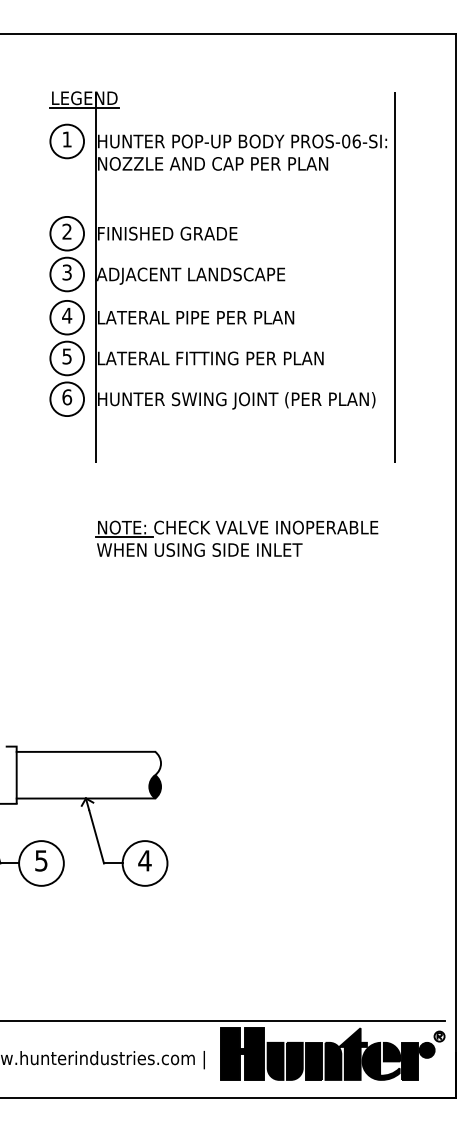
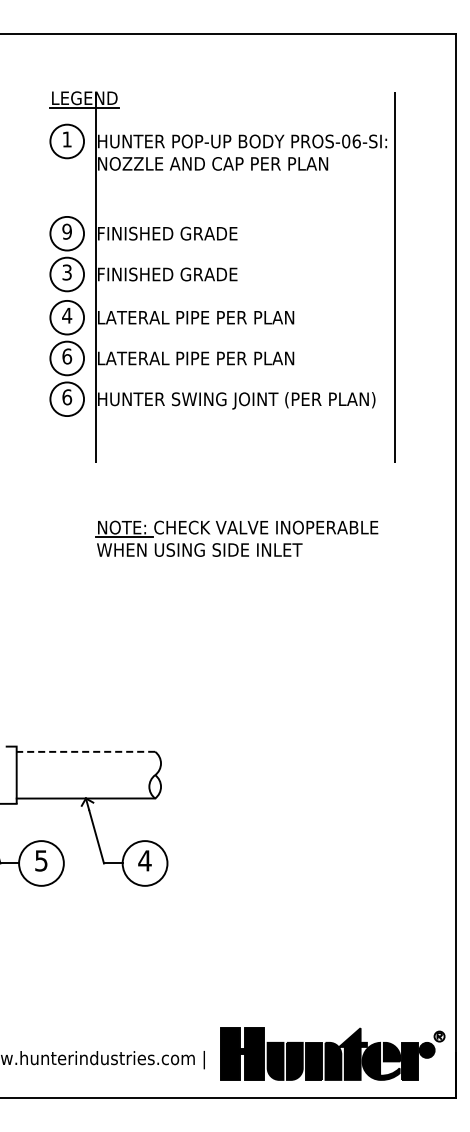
text: 2 -> 9 (66, 231)
text: ADJACENT LANDSCAPE -> FINISHED GRADE (191, 275)
text: 5 -> 6 (67, 356)
text: LATERAL FITTING PER PLAN -> LATERAL PIPE PER PLAN (250, 358)
line: solid -> dashed (85, 751)
fill: present -> none (155, 786)
line: present -> none (223, 1021)
